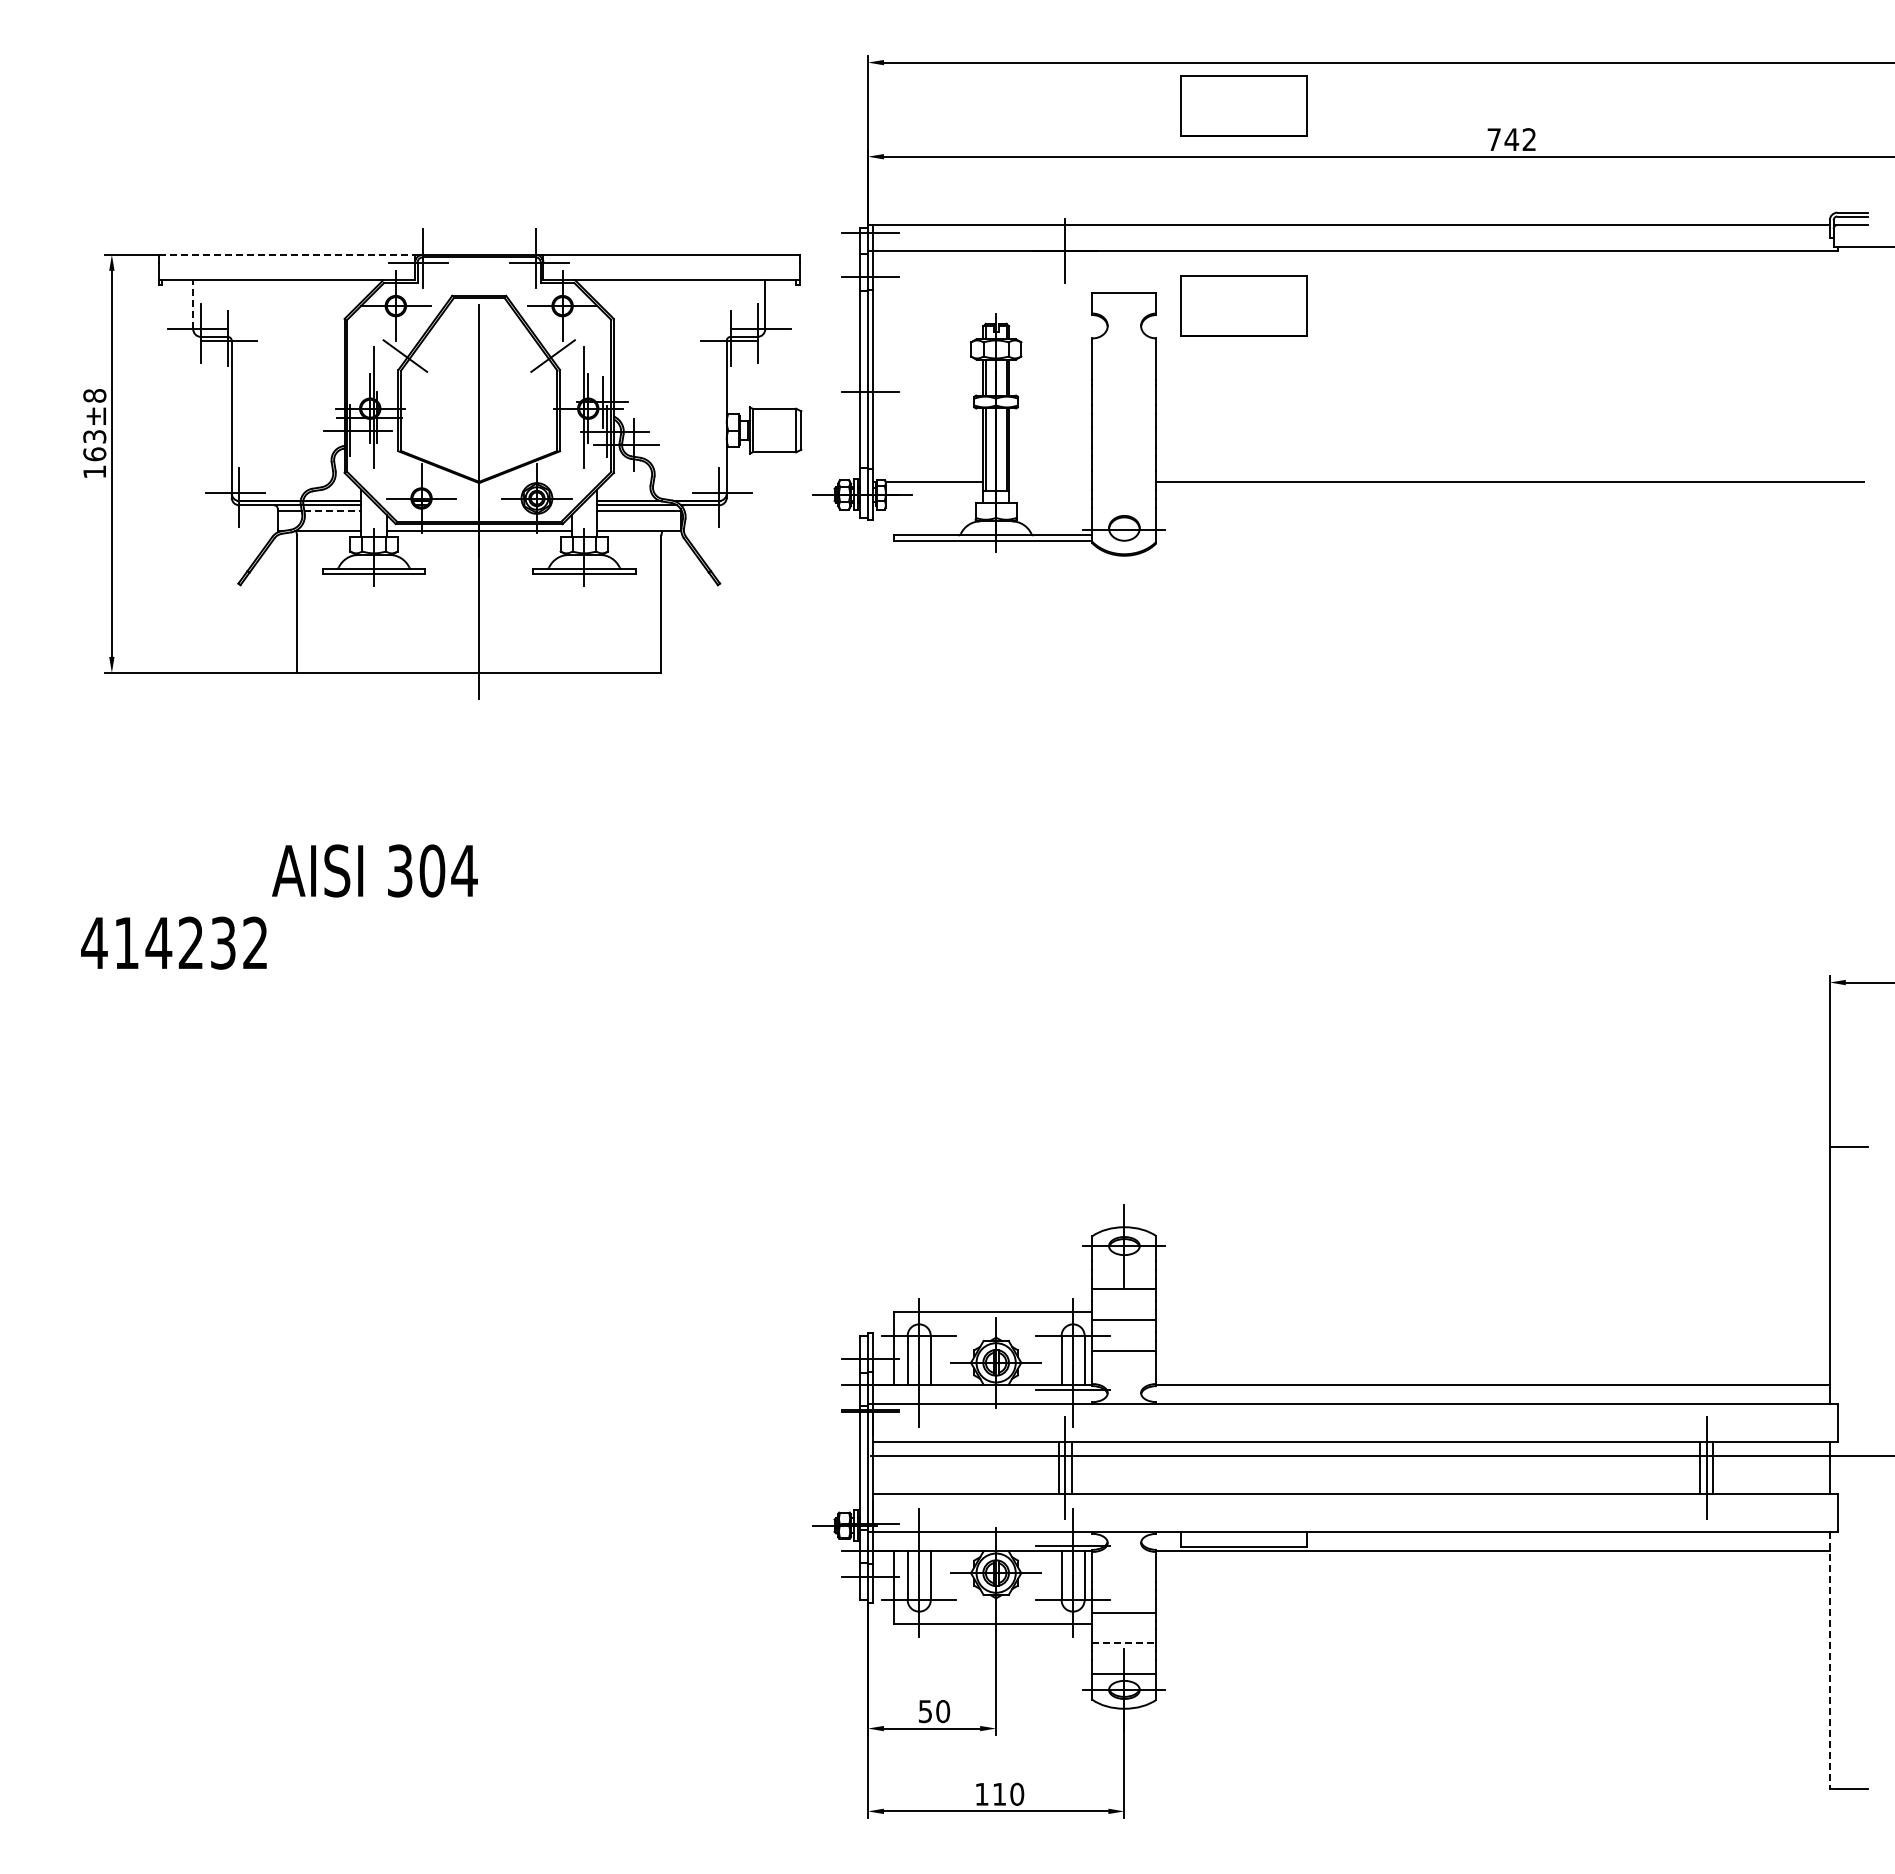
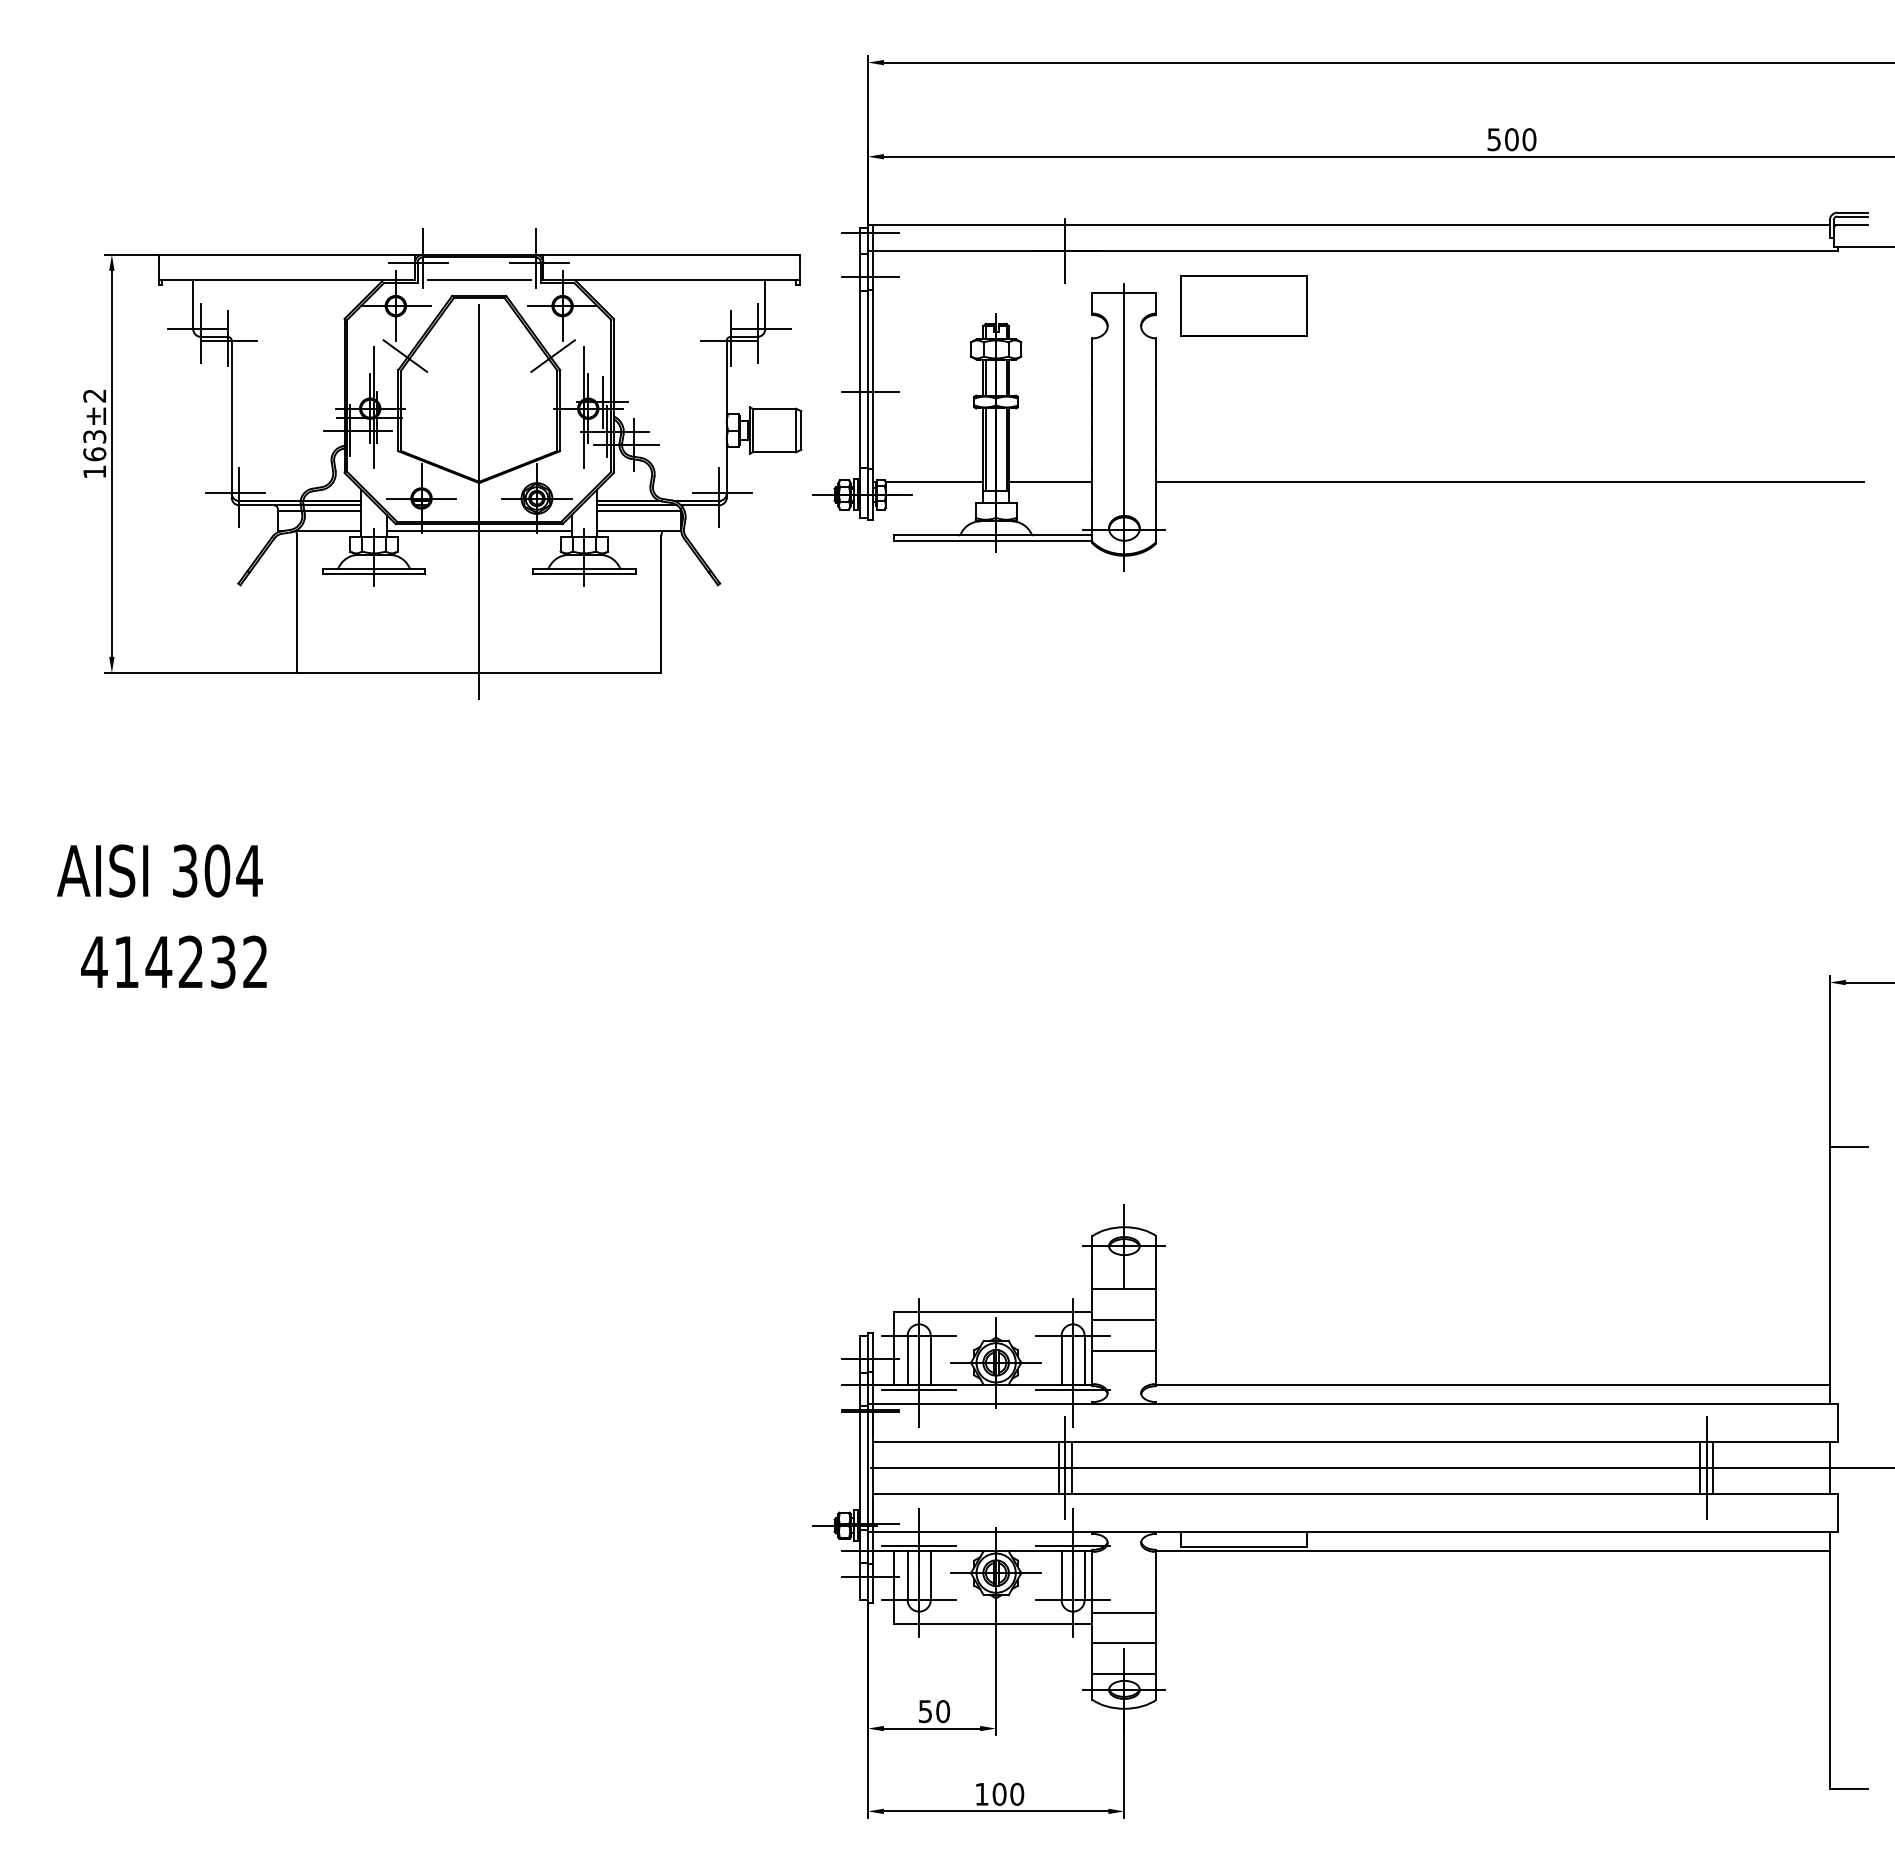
part: present -> none (1243, 105)
text: 742 -> 500 (1511, 139)
line: dashed -> solid (287, 254)
line: none -> present (478, 280)
line: dashed -> solid (193, 304)
text: ±8 -> ±2 (94, 395)
line: none -> present (1124, 427)
line: none -> present (1050, 481)
line: dashed -> solid (333, 511)
text position: (374, 870) -> (159, 870) (159, 870)
text position: (173, 942) -> (173, 961) (173, 961)
line: none -> present (919, 1389)
line position: (1380, 1456) -> (1380, 1468) (1380, 1468)
line: none -> present (919, 1546)
line: dashed -> solid (1124, 1643)
line: dashed -> solid (1829, 1660)
text: 110 -> 100 (999, 1793)
